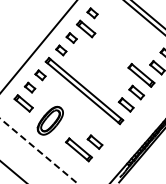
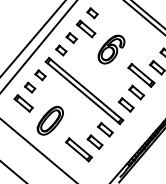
line: none -> present (32, 38)
part: none -> present (111, 49)
part: none -> present (105, 129)
line: dashed -> solid (39, 151)
